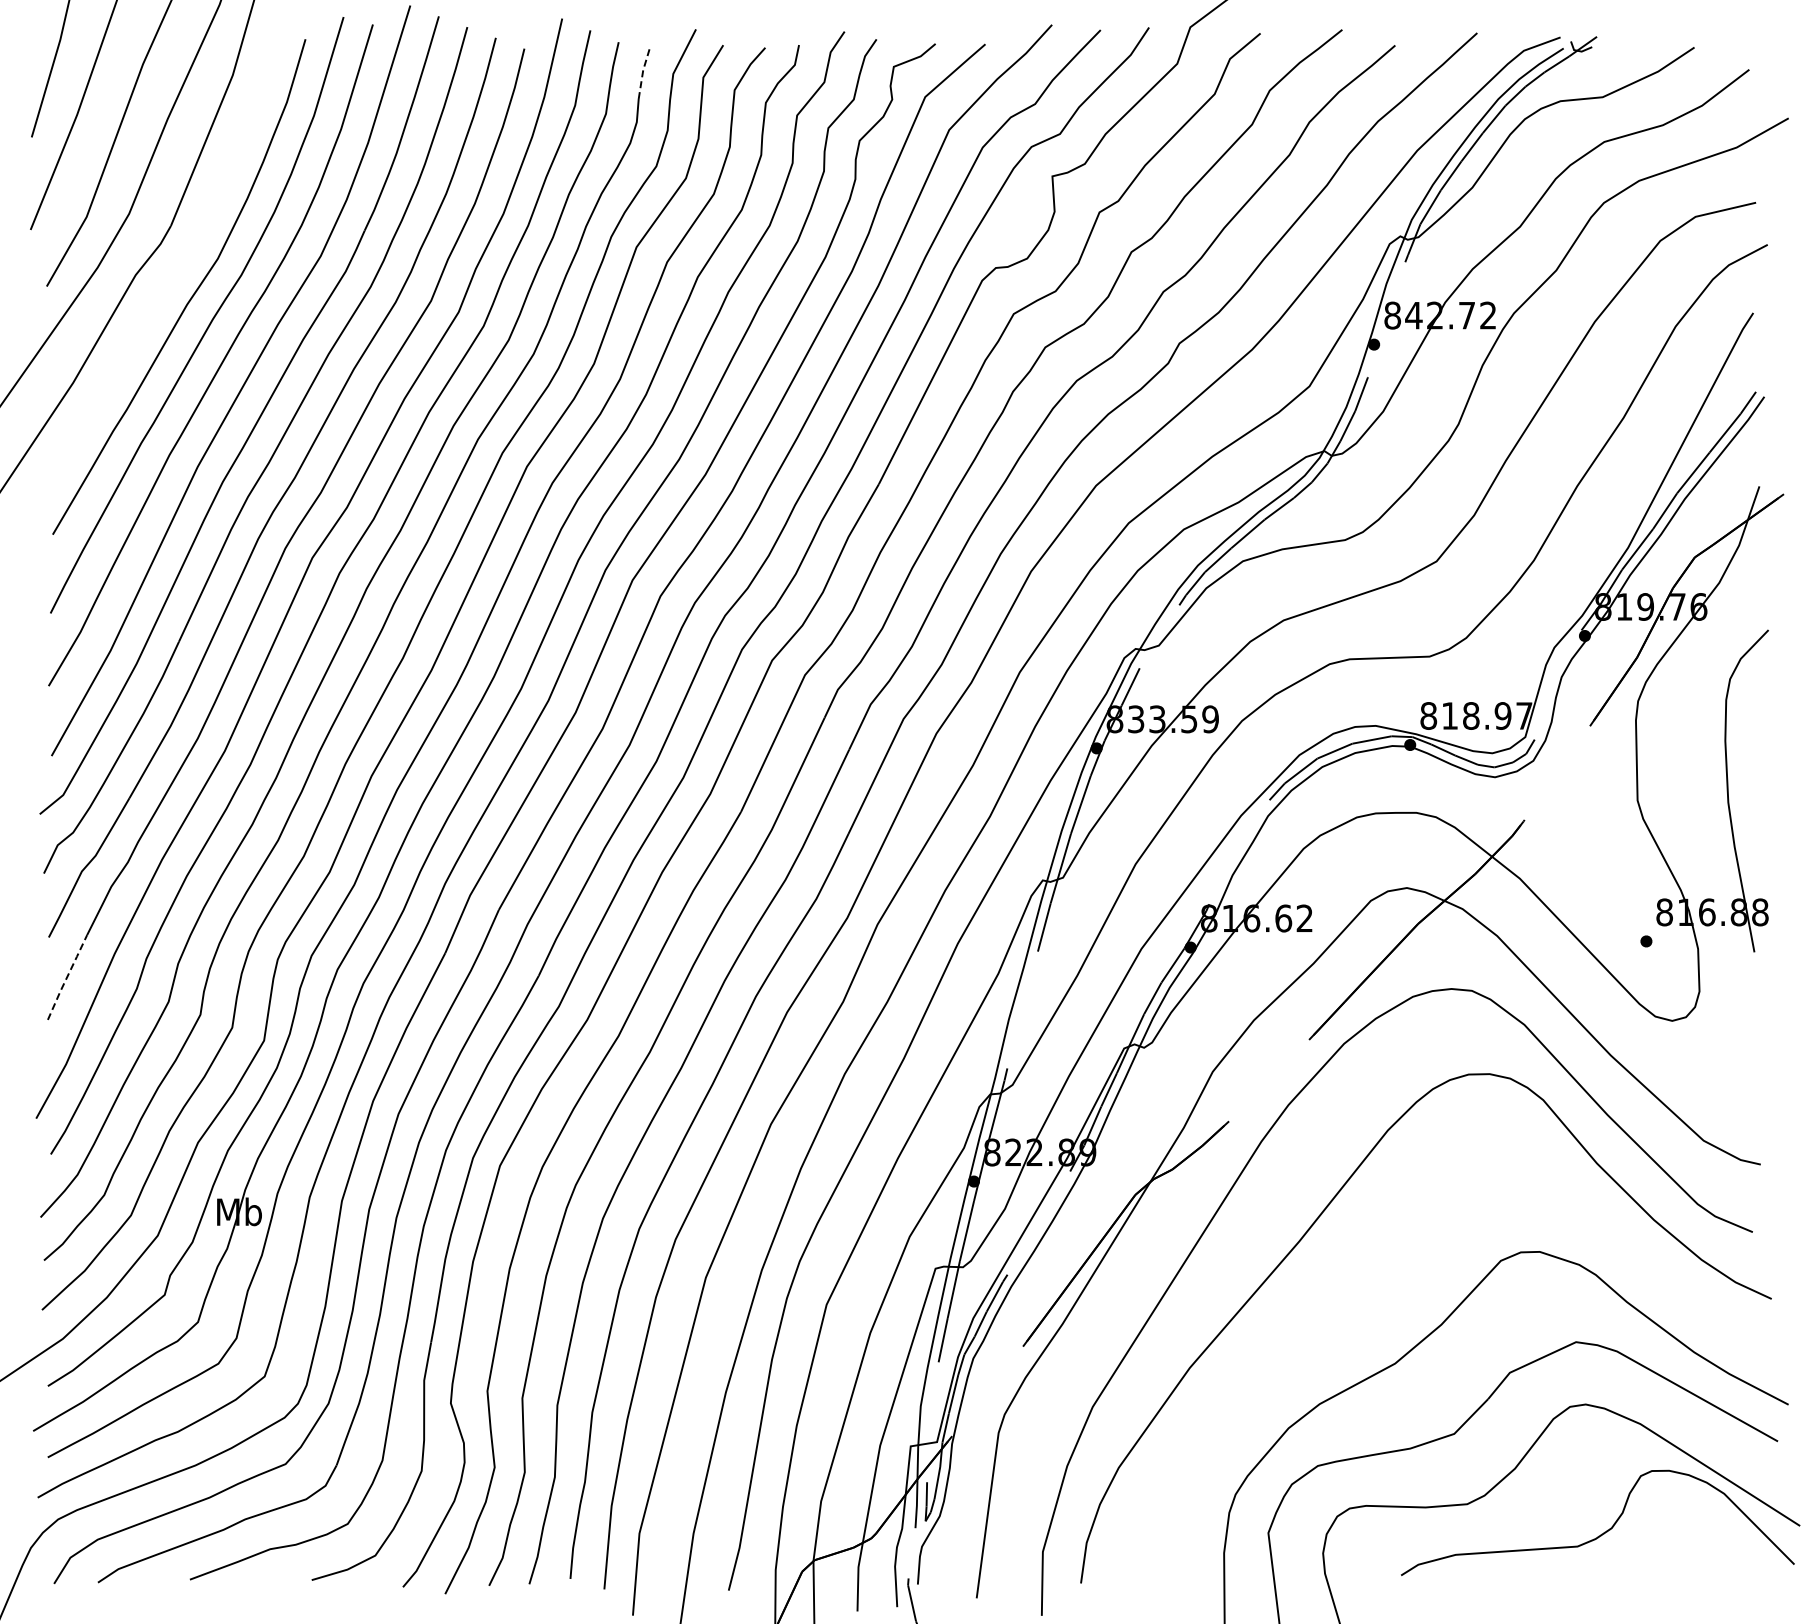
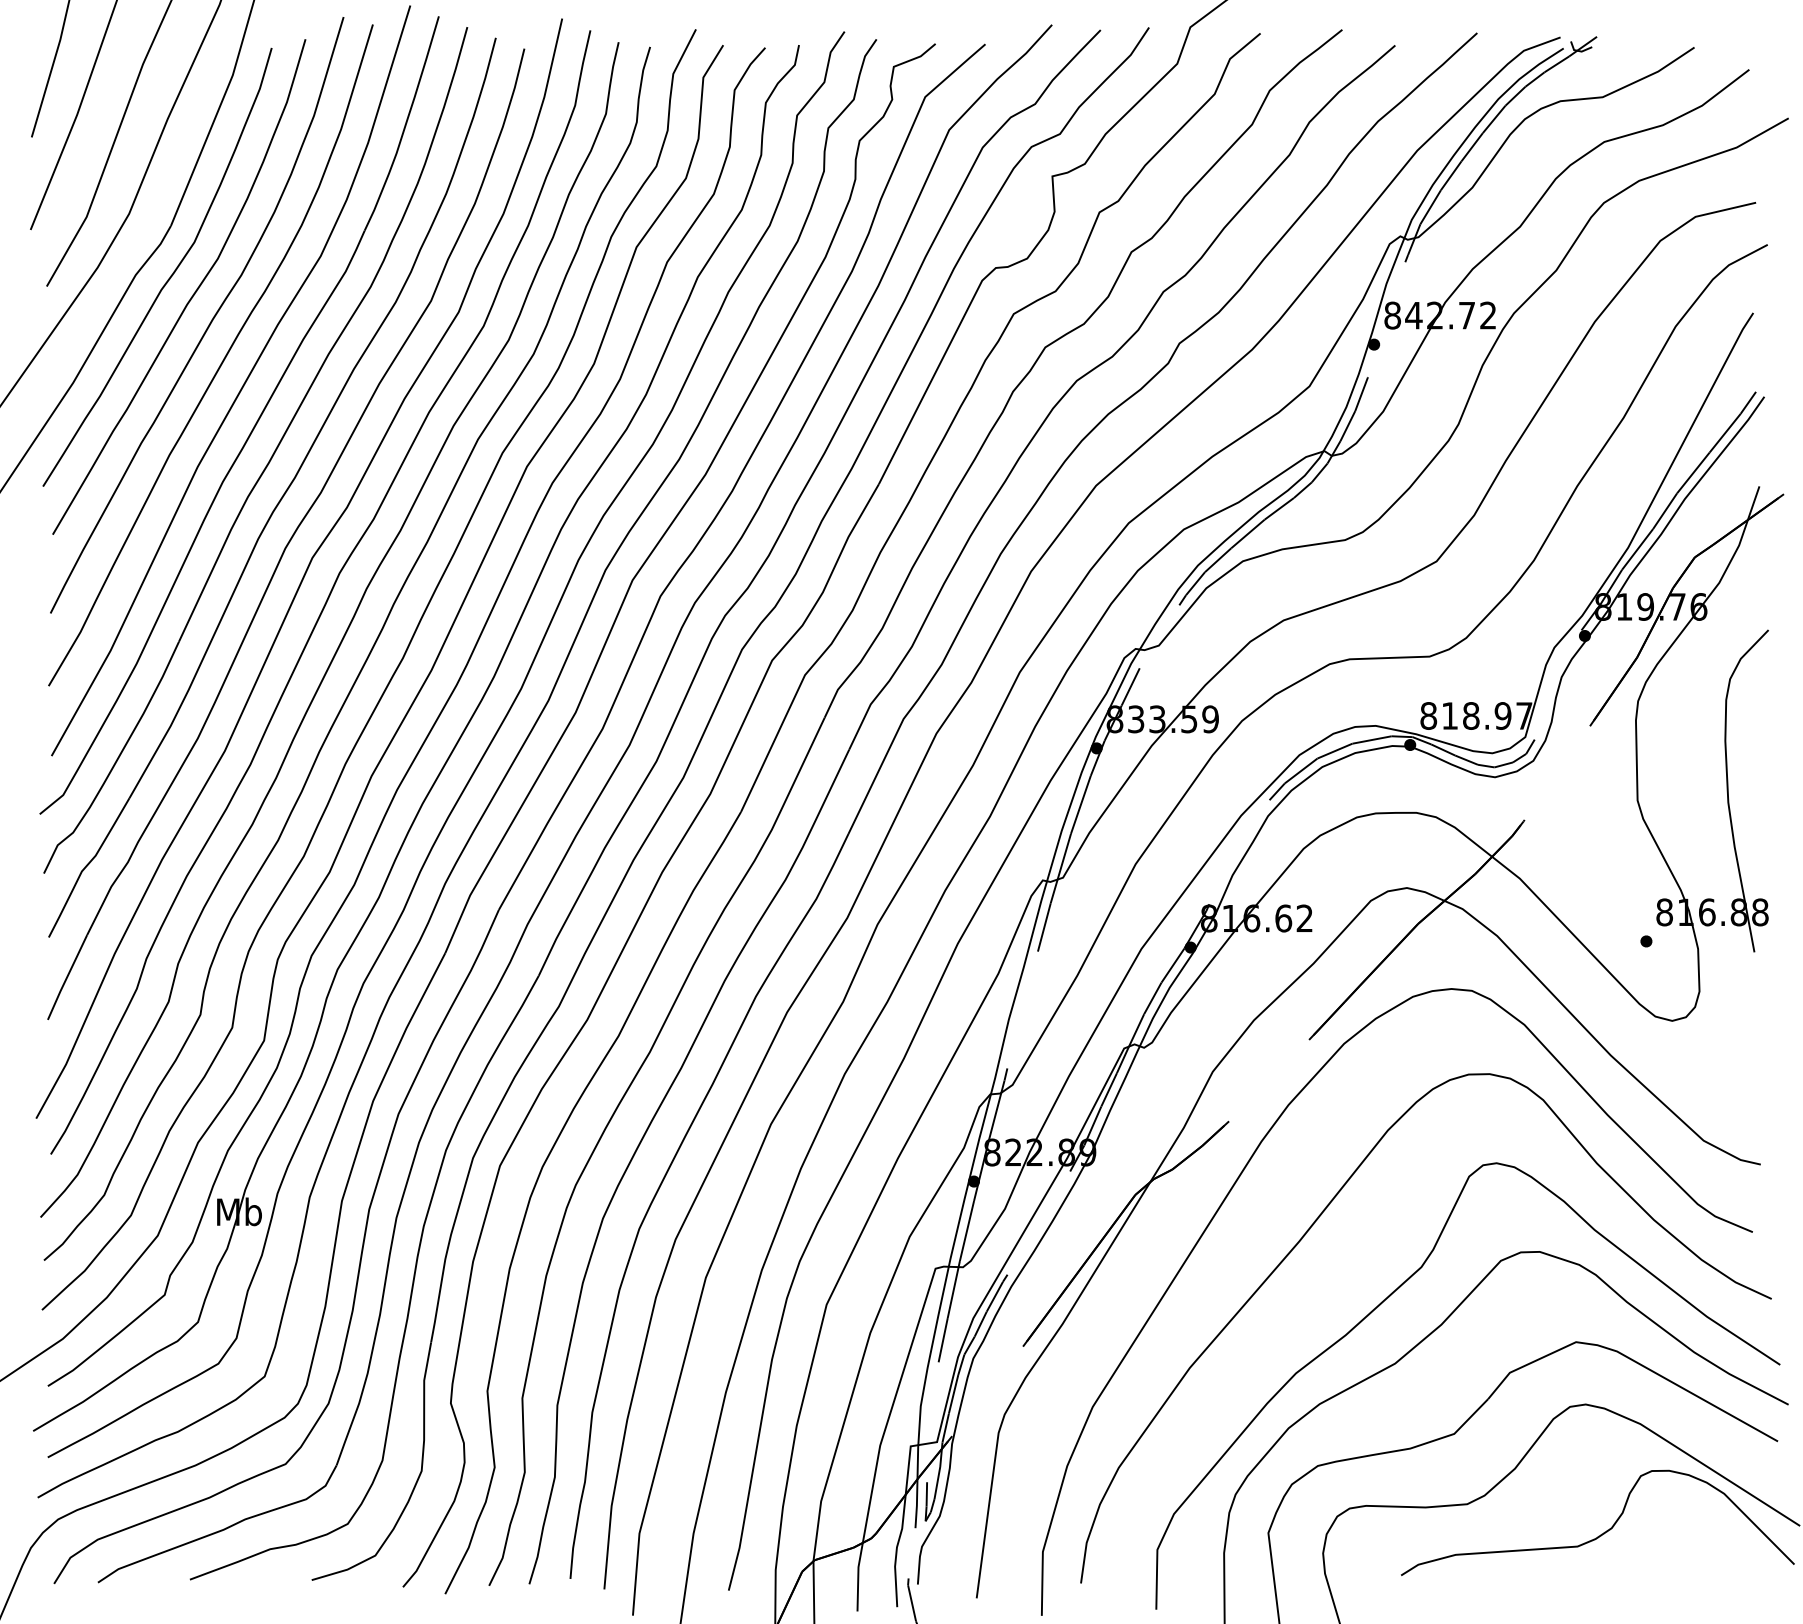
line: dashed -> solid (642, 72)
curve: none -> present (170, 275)
line: dashed -> solid (67, 977)
curve: none -> present (1388, 1298)
